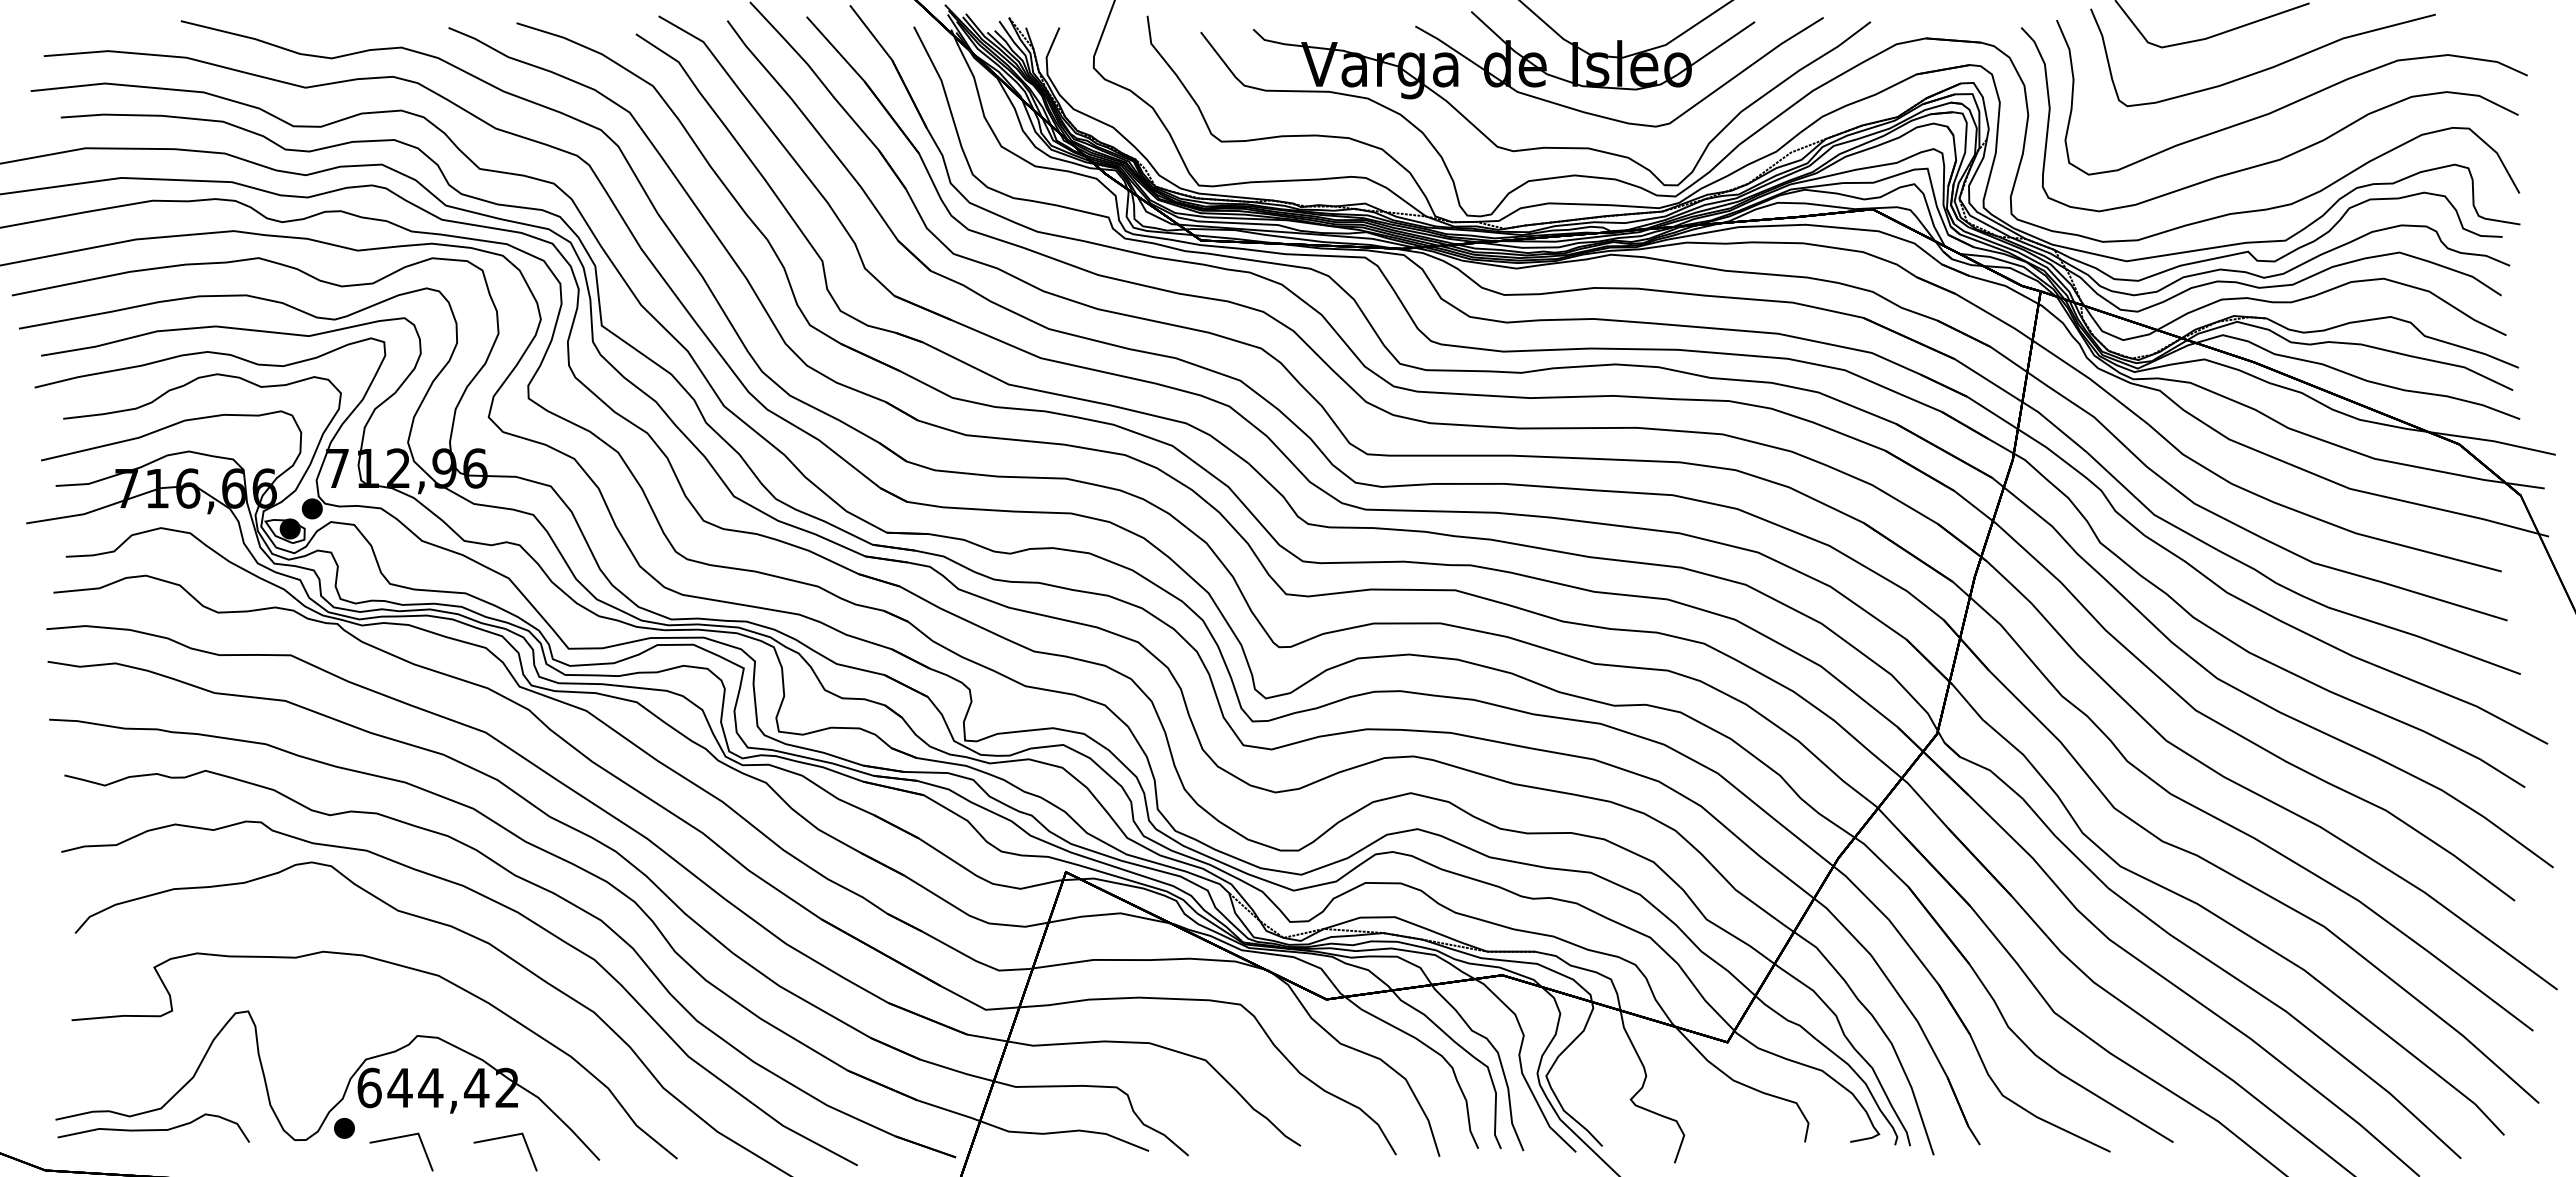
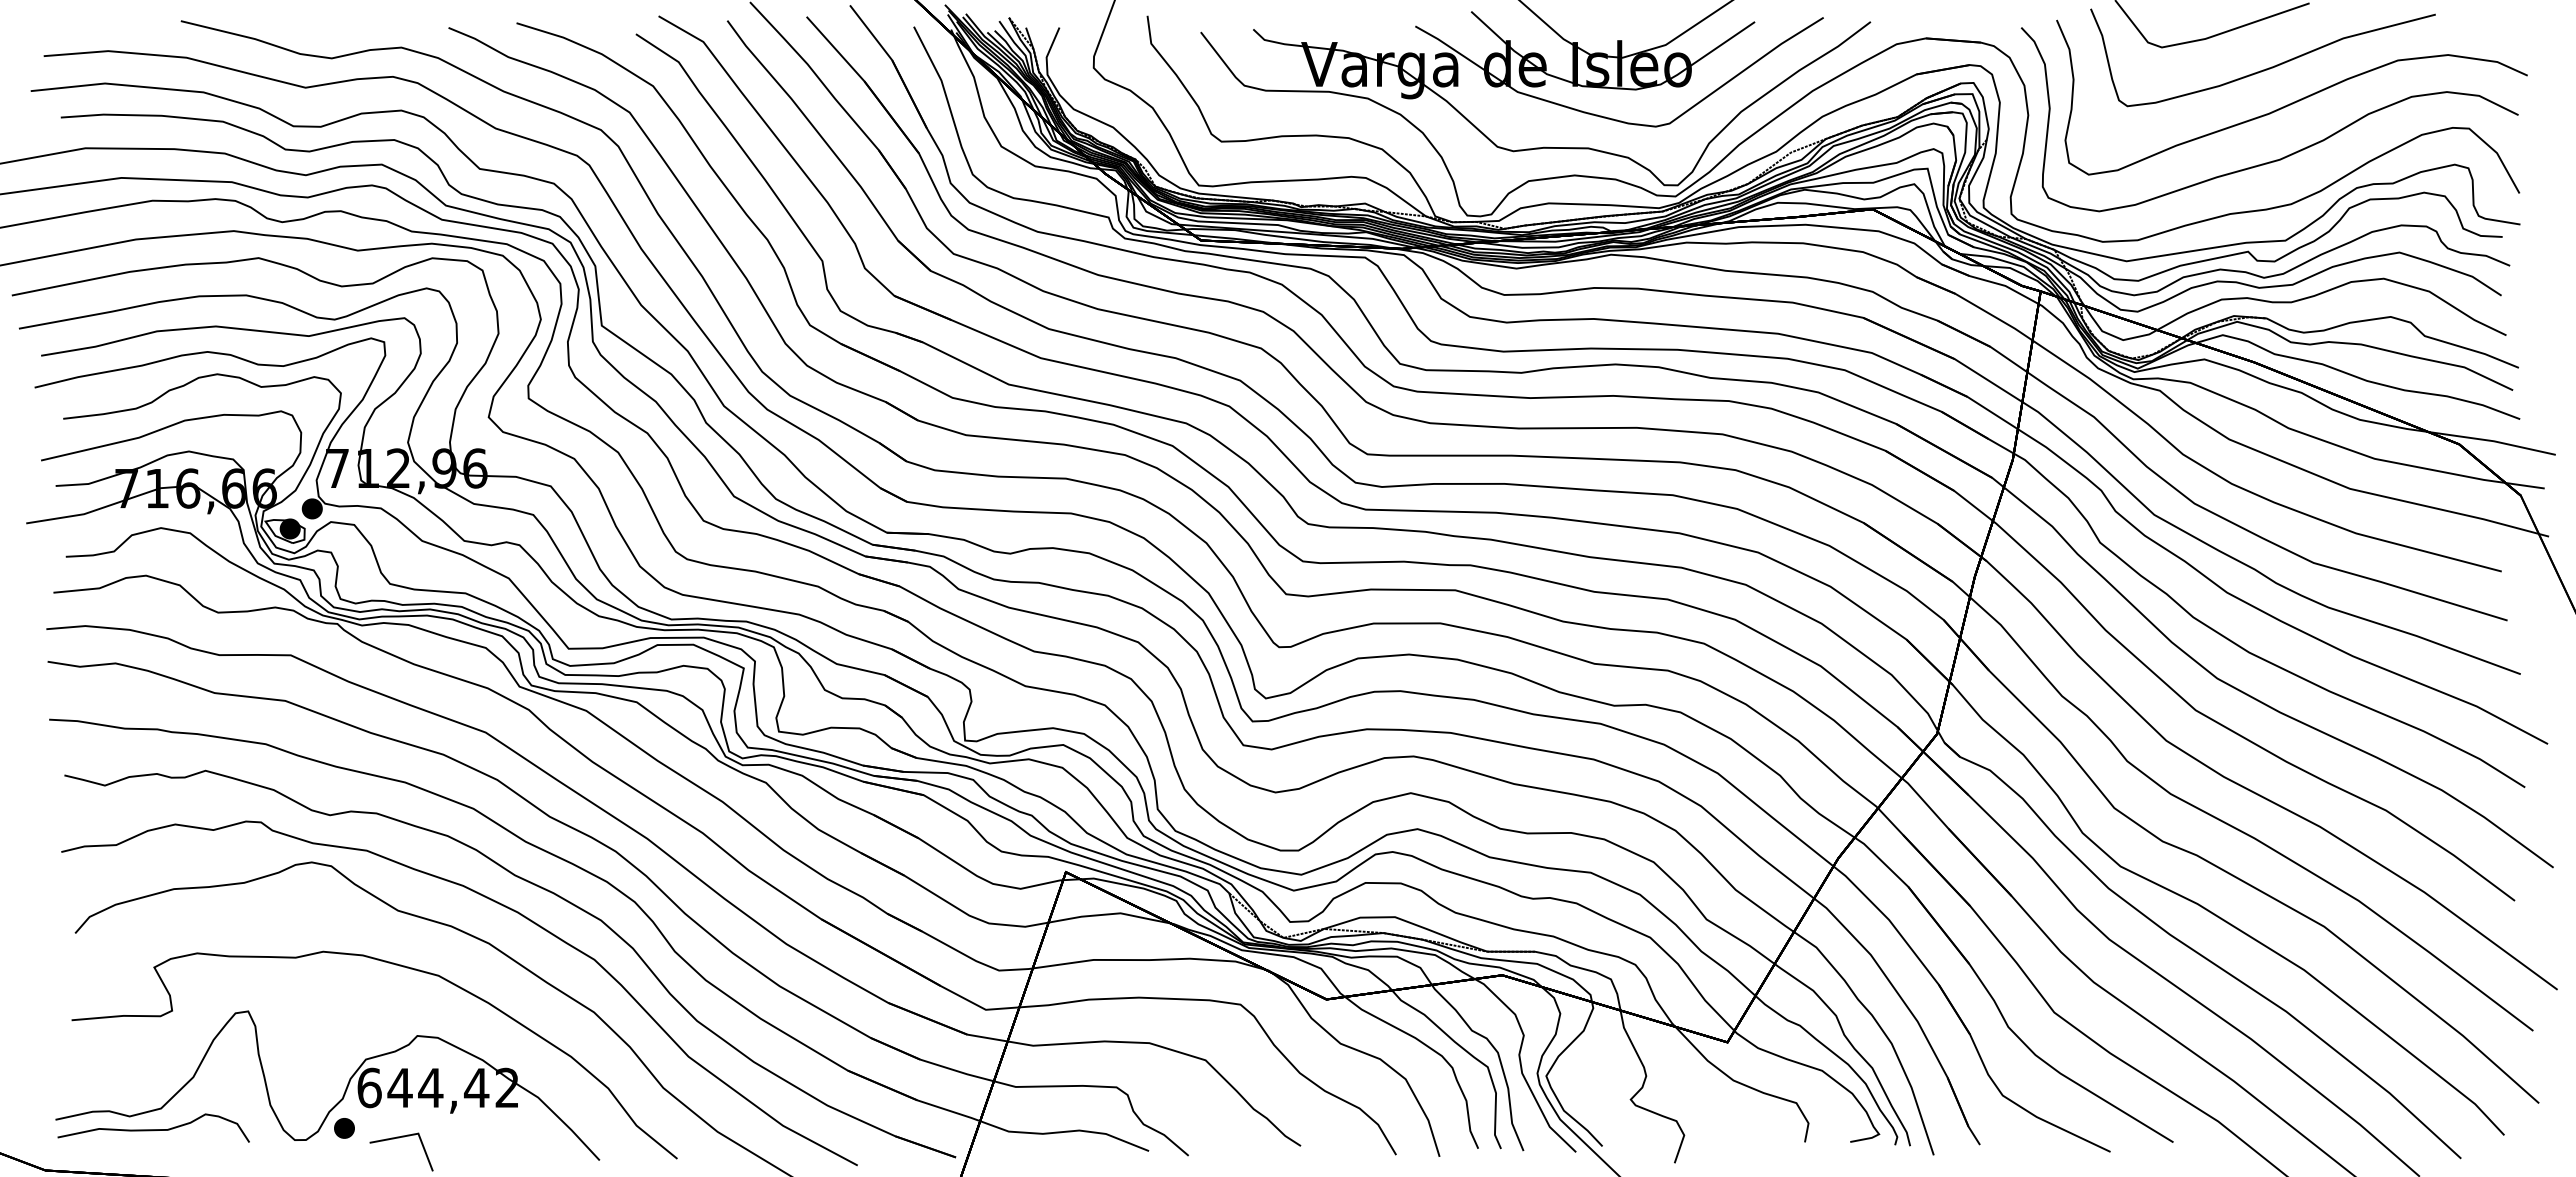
line: present -> none (503, 1138)
